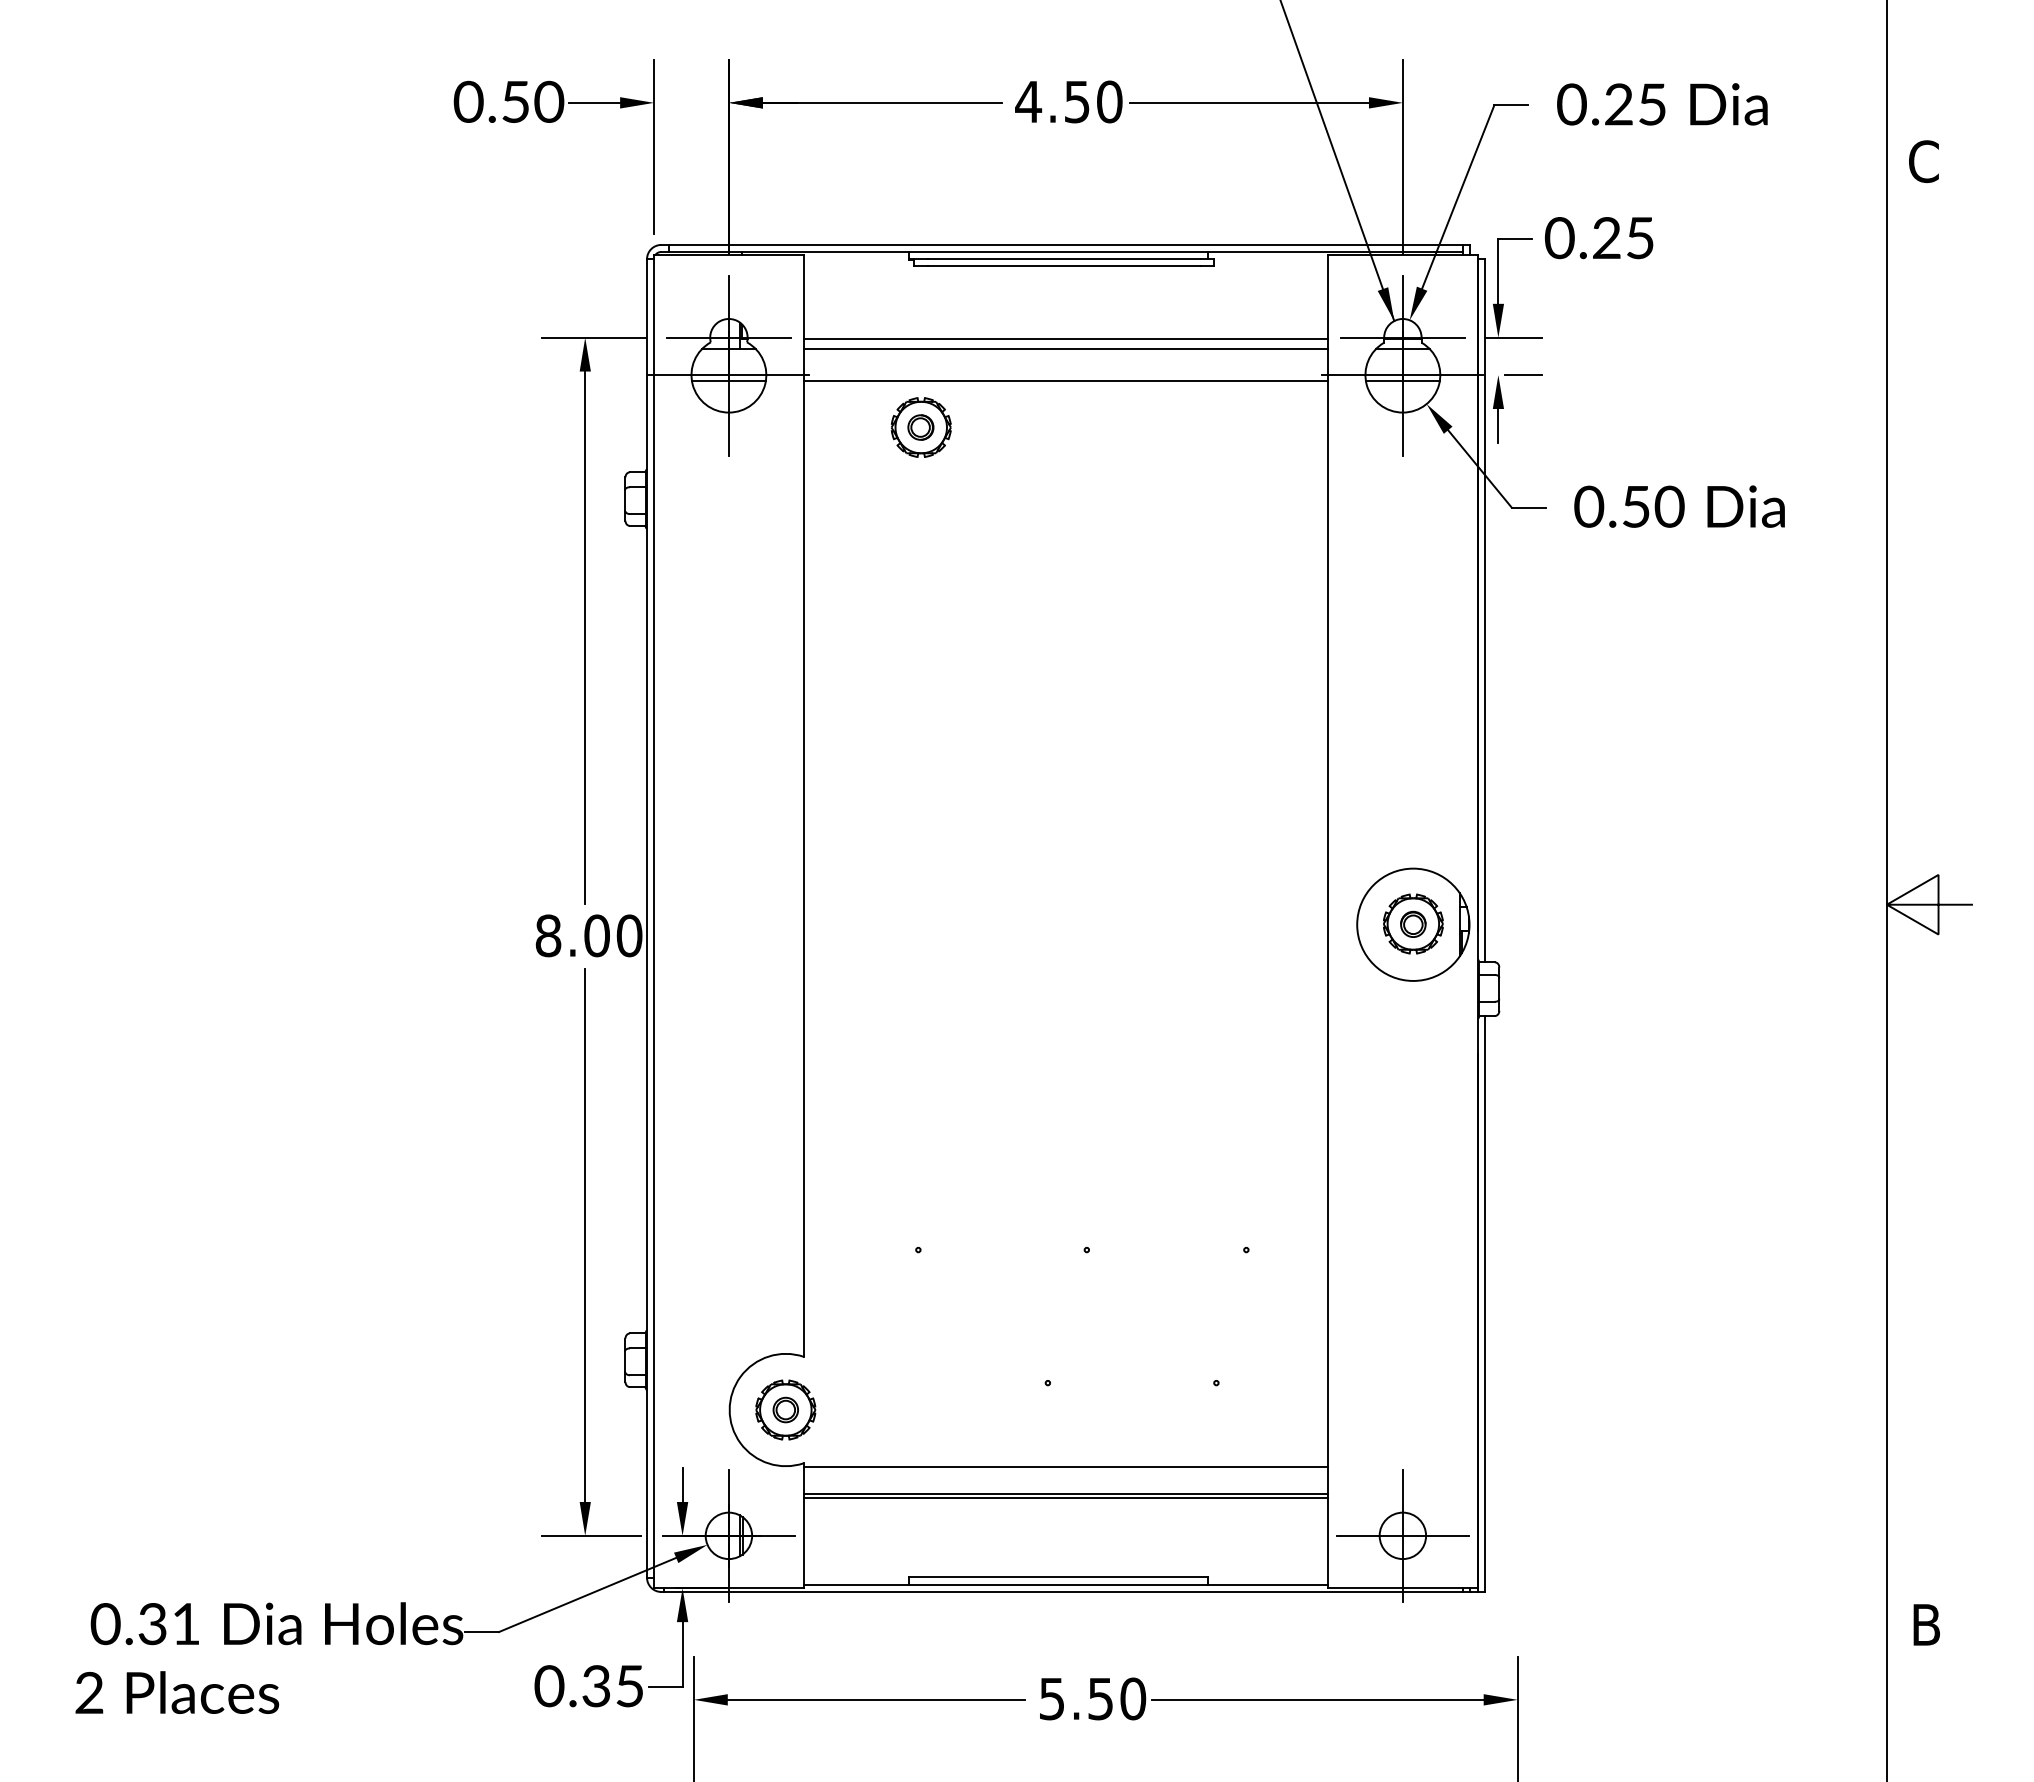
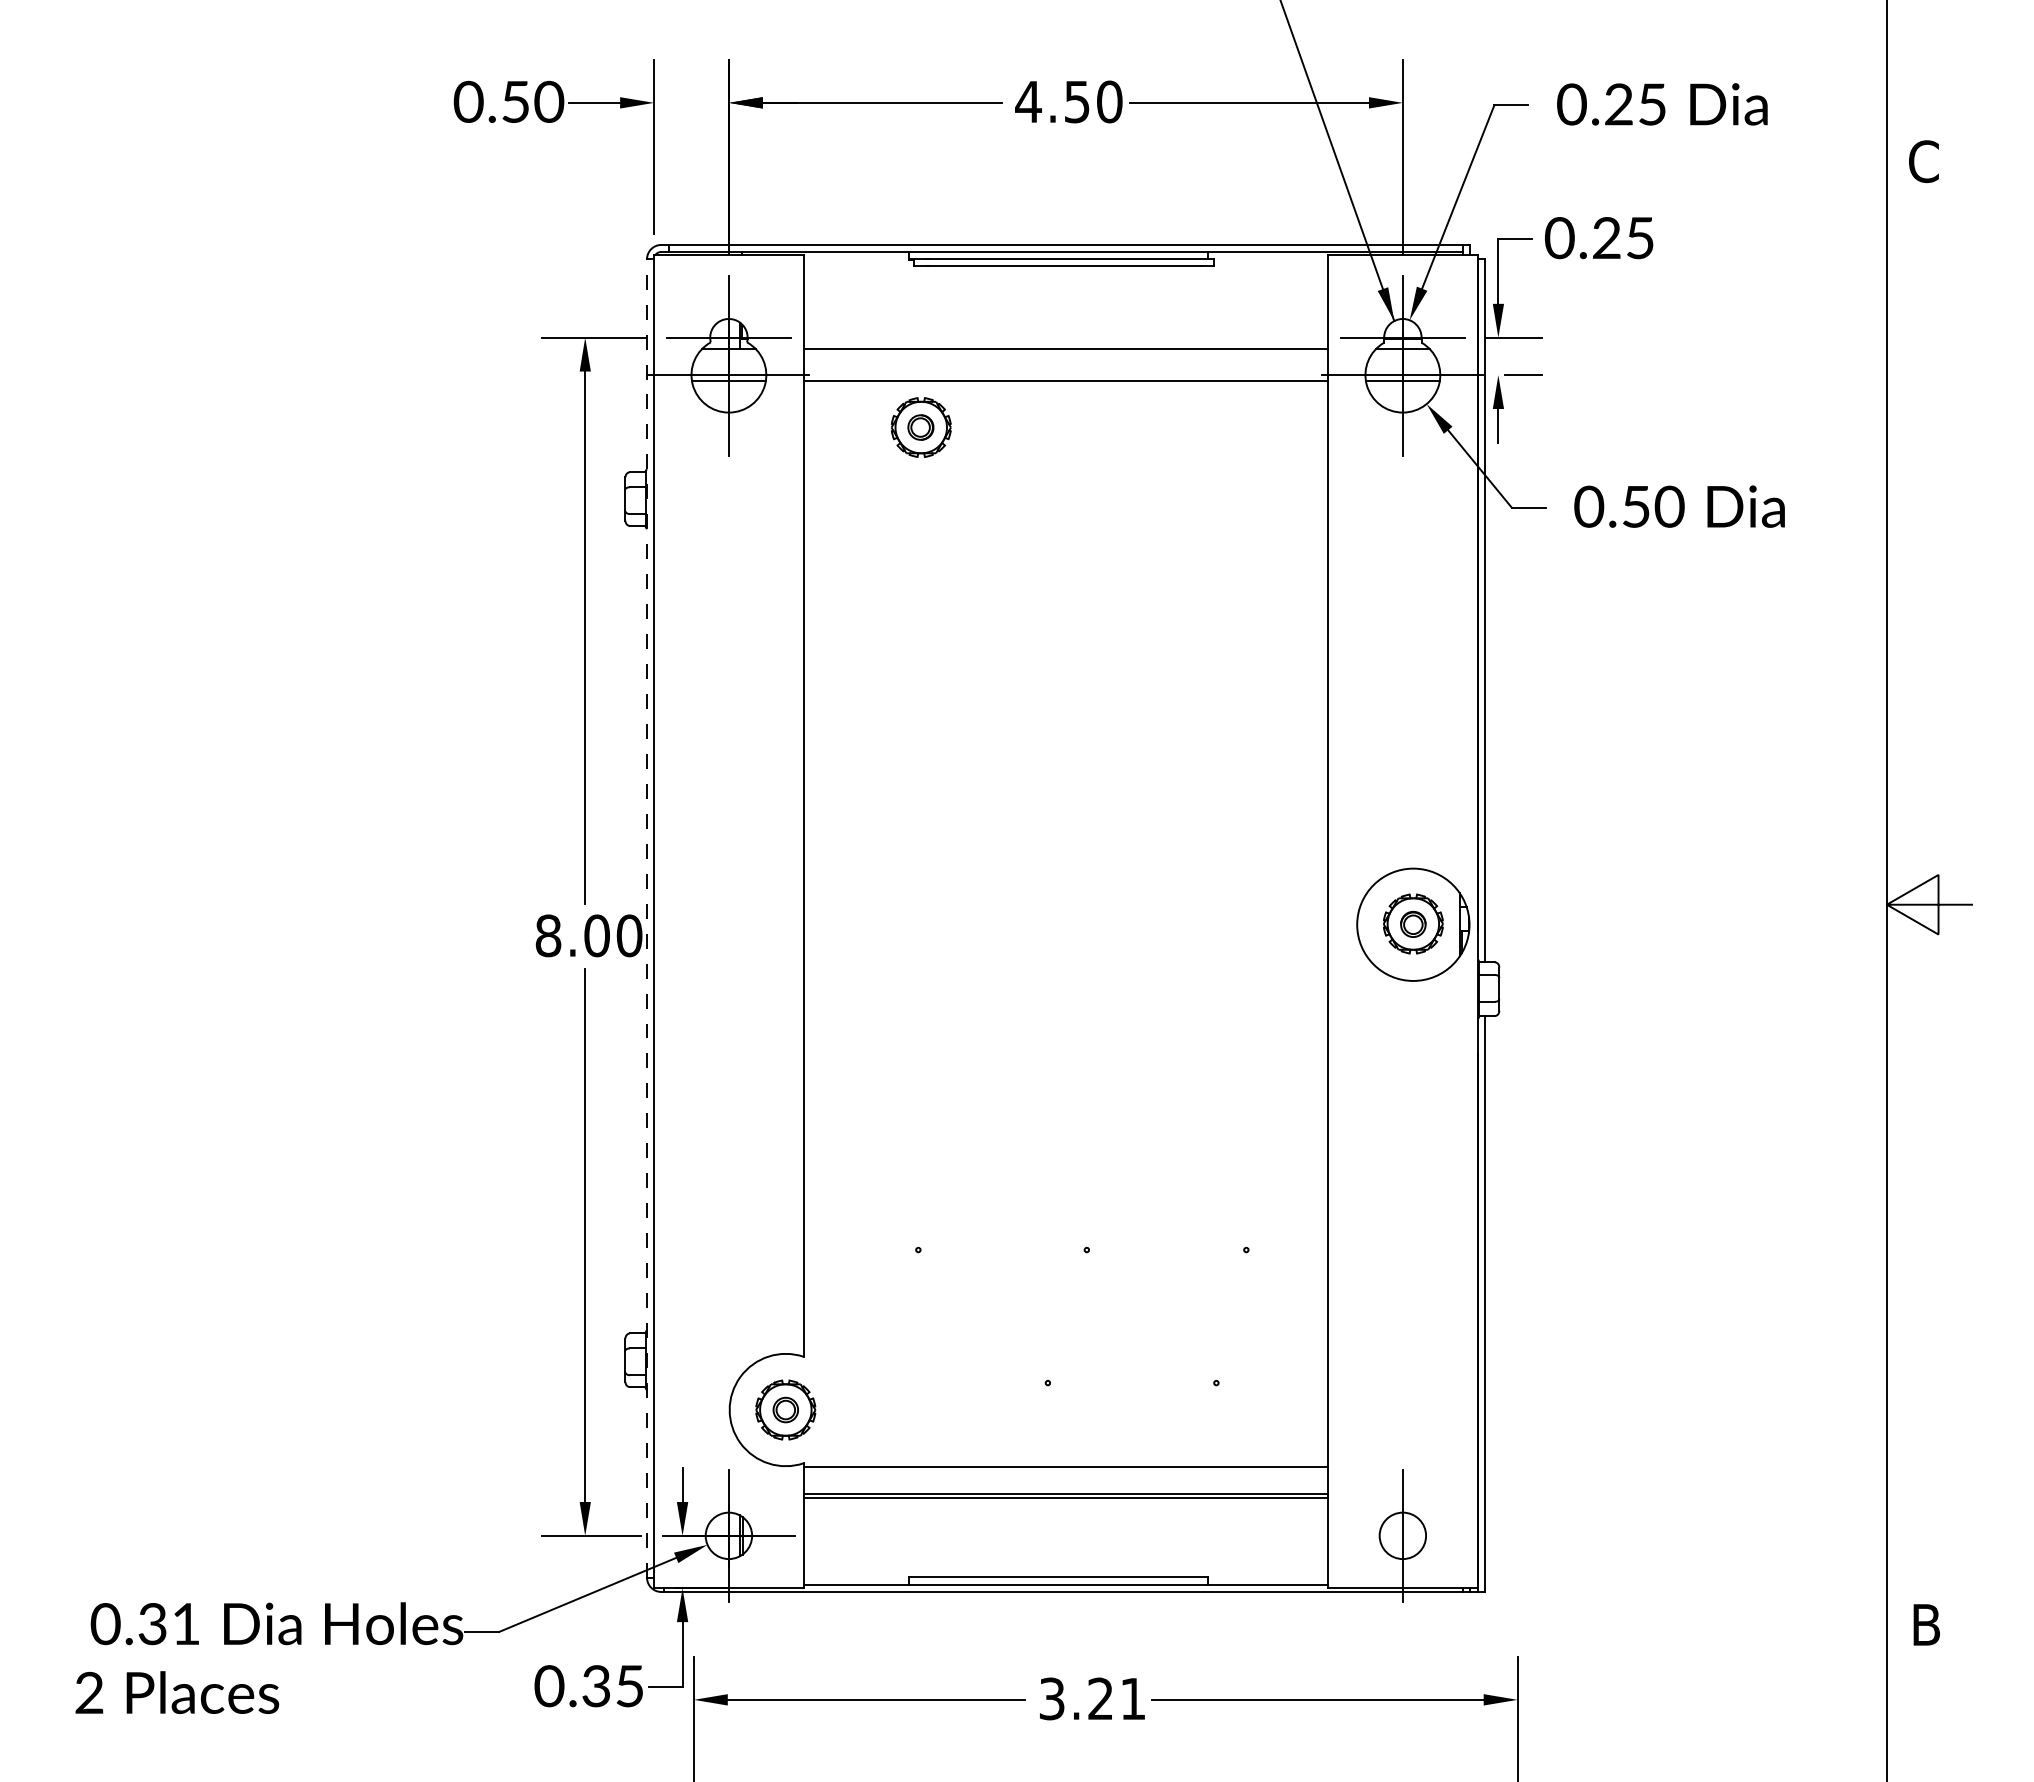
line: present -> none (1065, 338)
line: solid -> dashed (647, 917)
line: present -> none (1402, 1535)
text: 5.50 -> 3.21 (1093, 1698)
